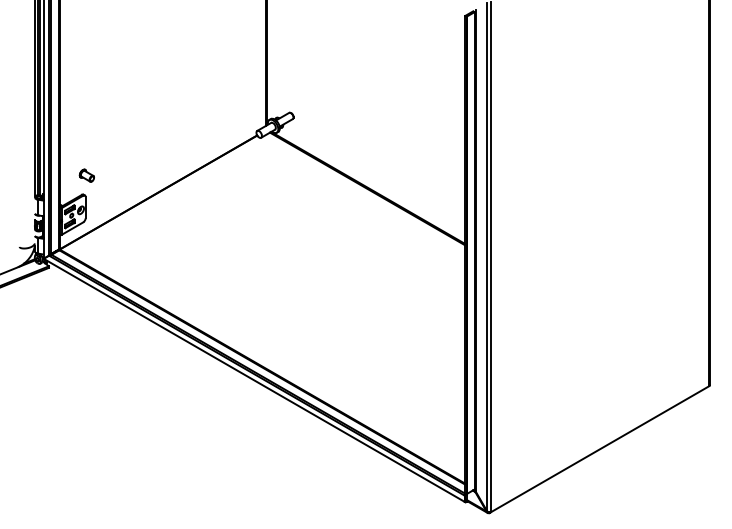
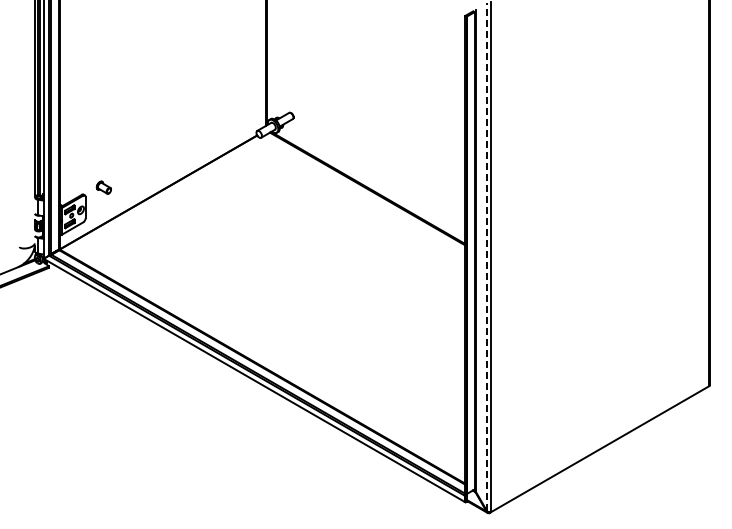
part position: (86, 175) -> (103, 187) (103, 187)
line: solid -> dashed (486, 257)
